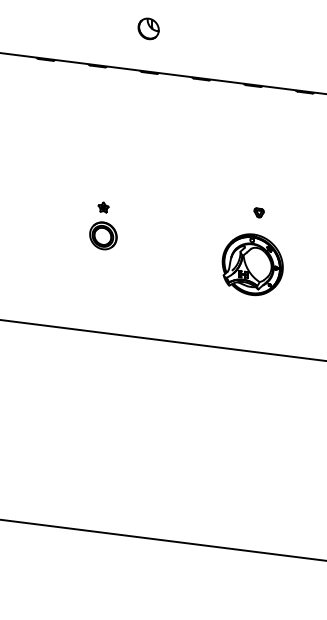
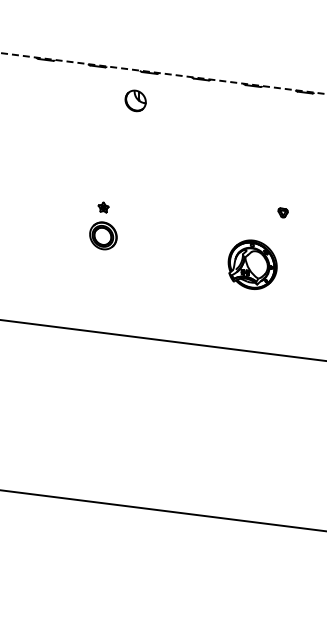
part position: (148, 28) -> (135, 100) (135, 100)
line: solid -> dashed (163, 73)
part position: (258, 212) -> (282, 212) (282, 212)
part size: 63x64 px -> 51x51 px (252, 264)
line position: (162, 540) -> (162, 510) (162, 510)
